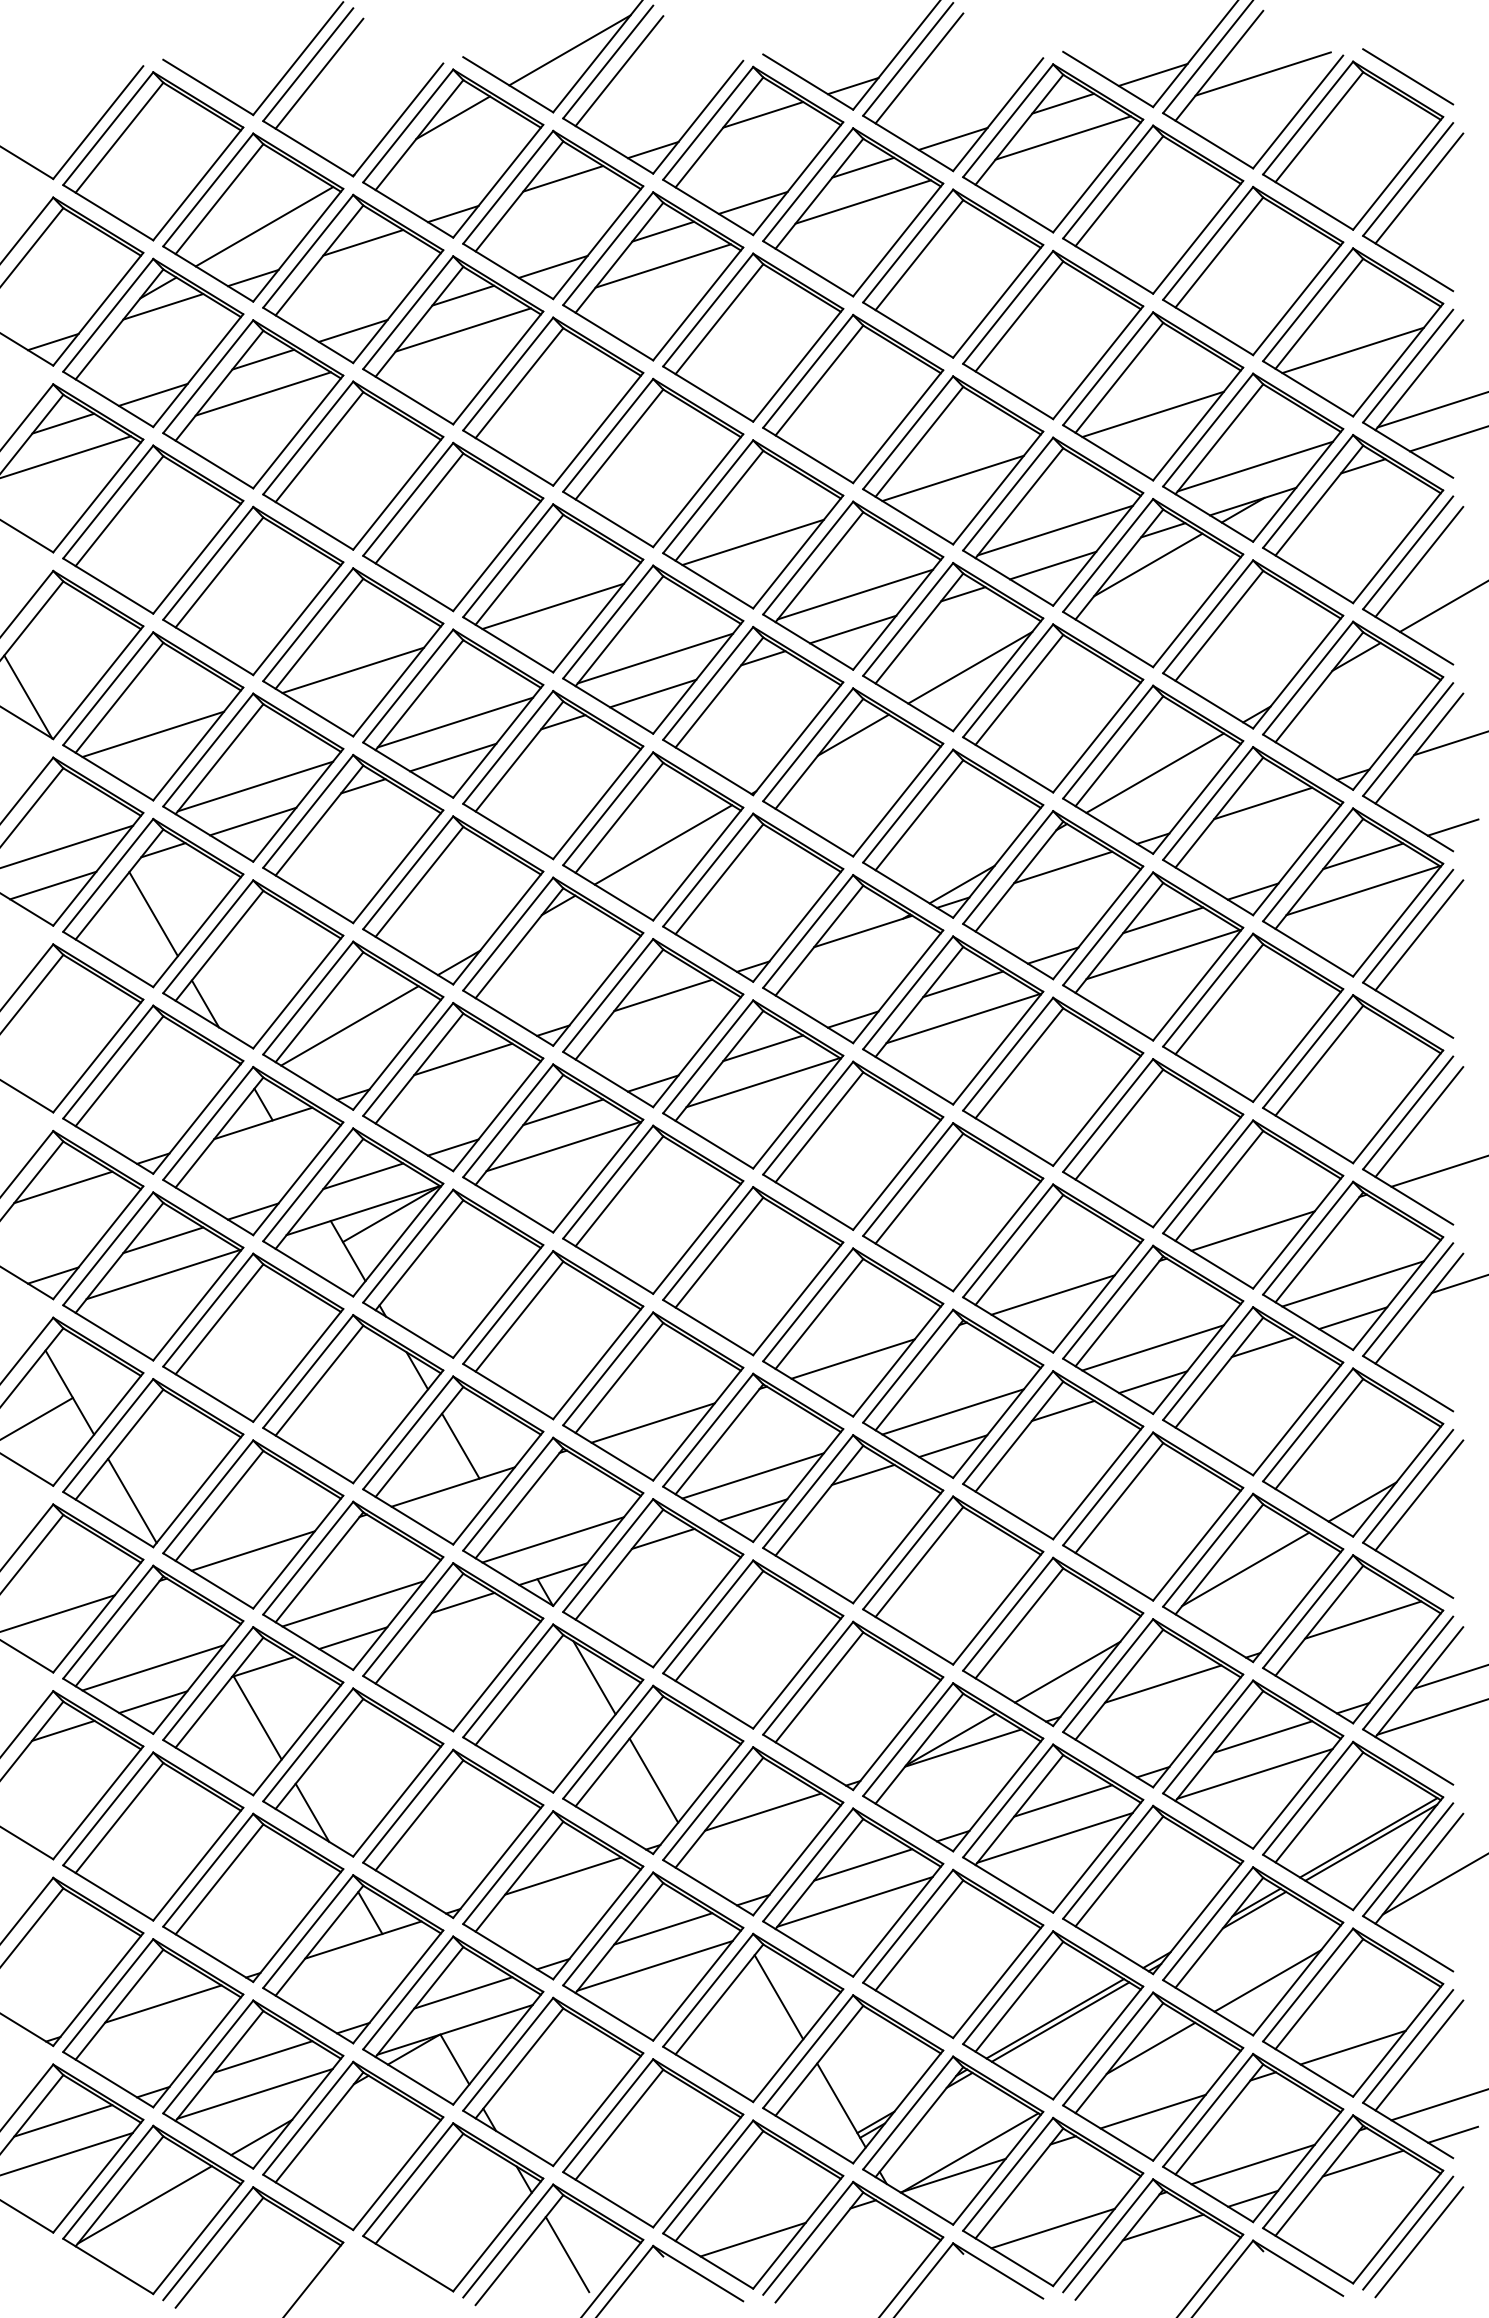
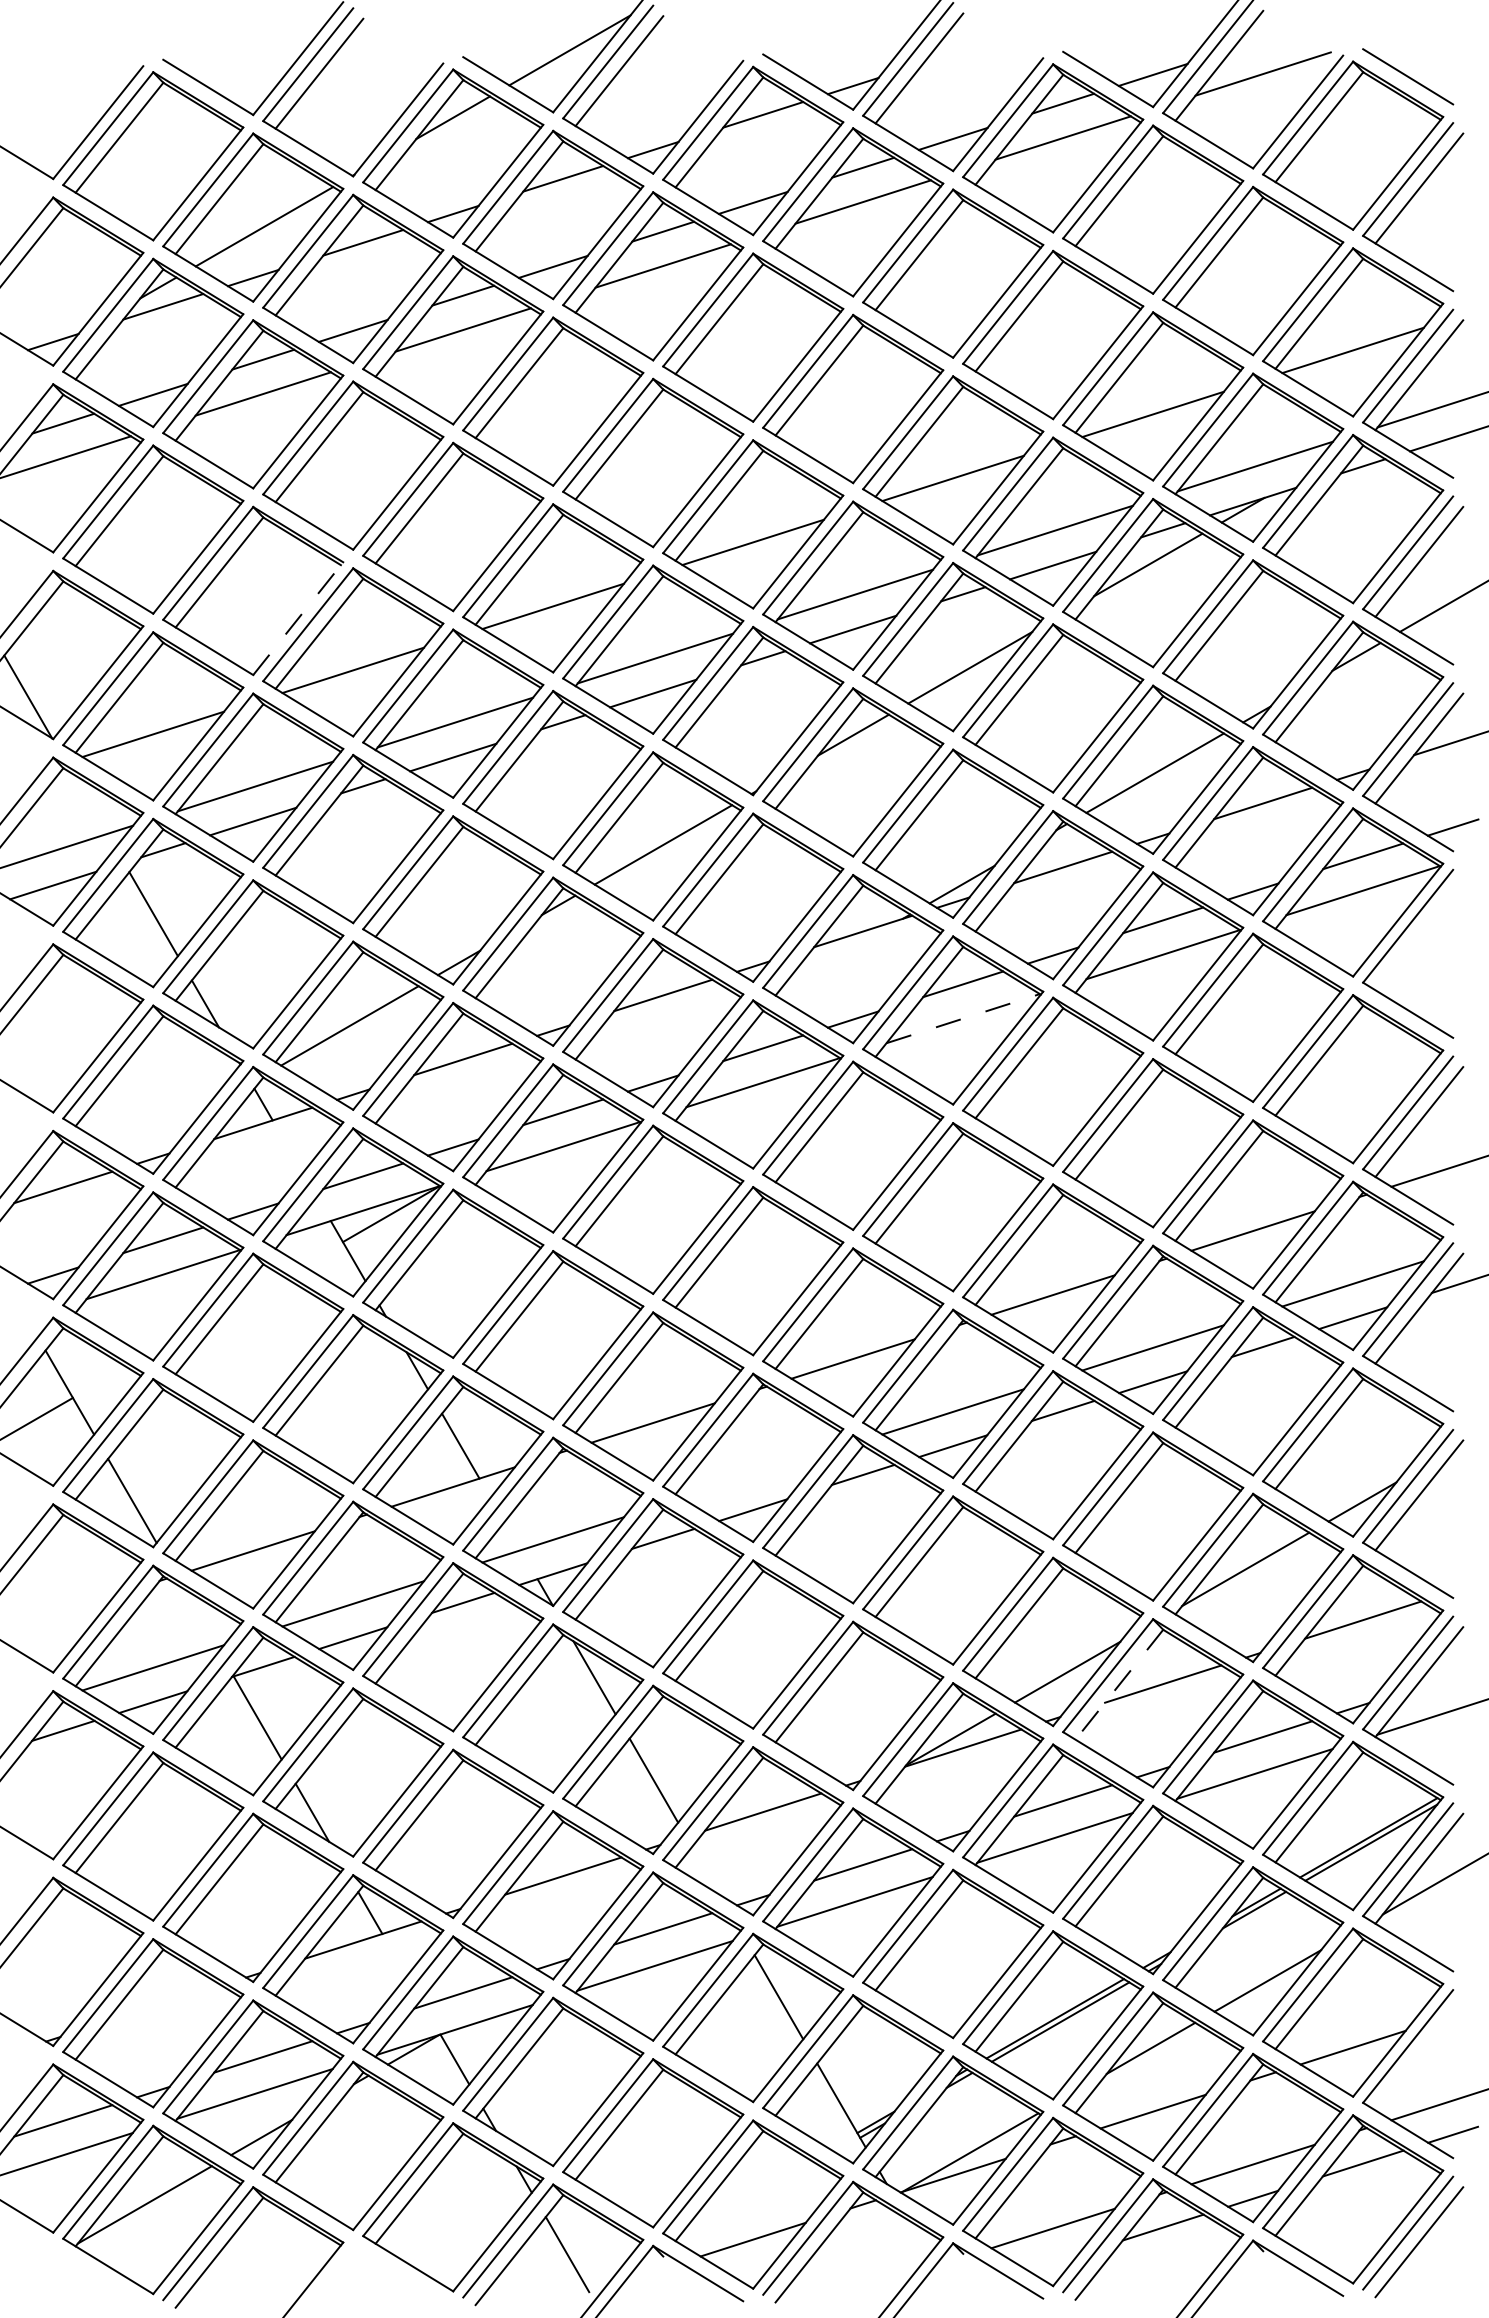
line: solid -> dashed (298, 618)
line: present -> none (1419, 935)
line: solid -> dashed (963, 1018)
line: present -> none (752, 1475)
line: present -> none (58, 1613)
line: present -> none (1449, 1676)
line: solid -> dashed (1119, 1685)
line: present -> none (163, 2003)
line: present -> none (1419, 2055)
